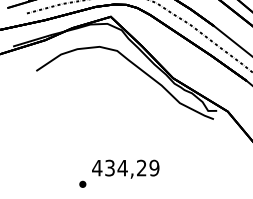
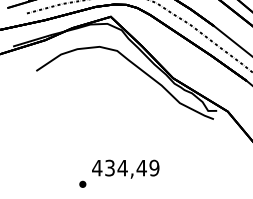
text: 434,29 -> 434,49 (141, 167)
